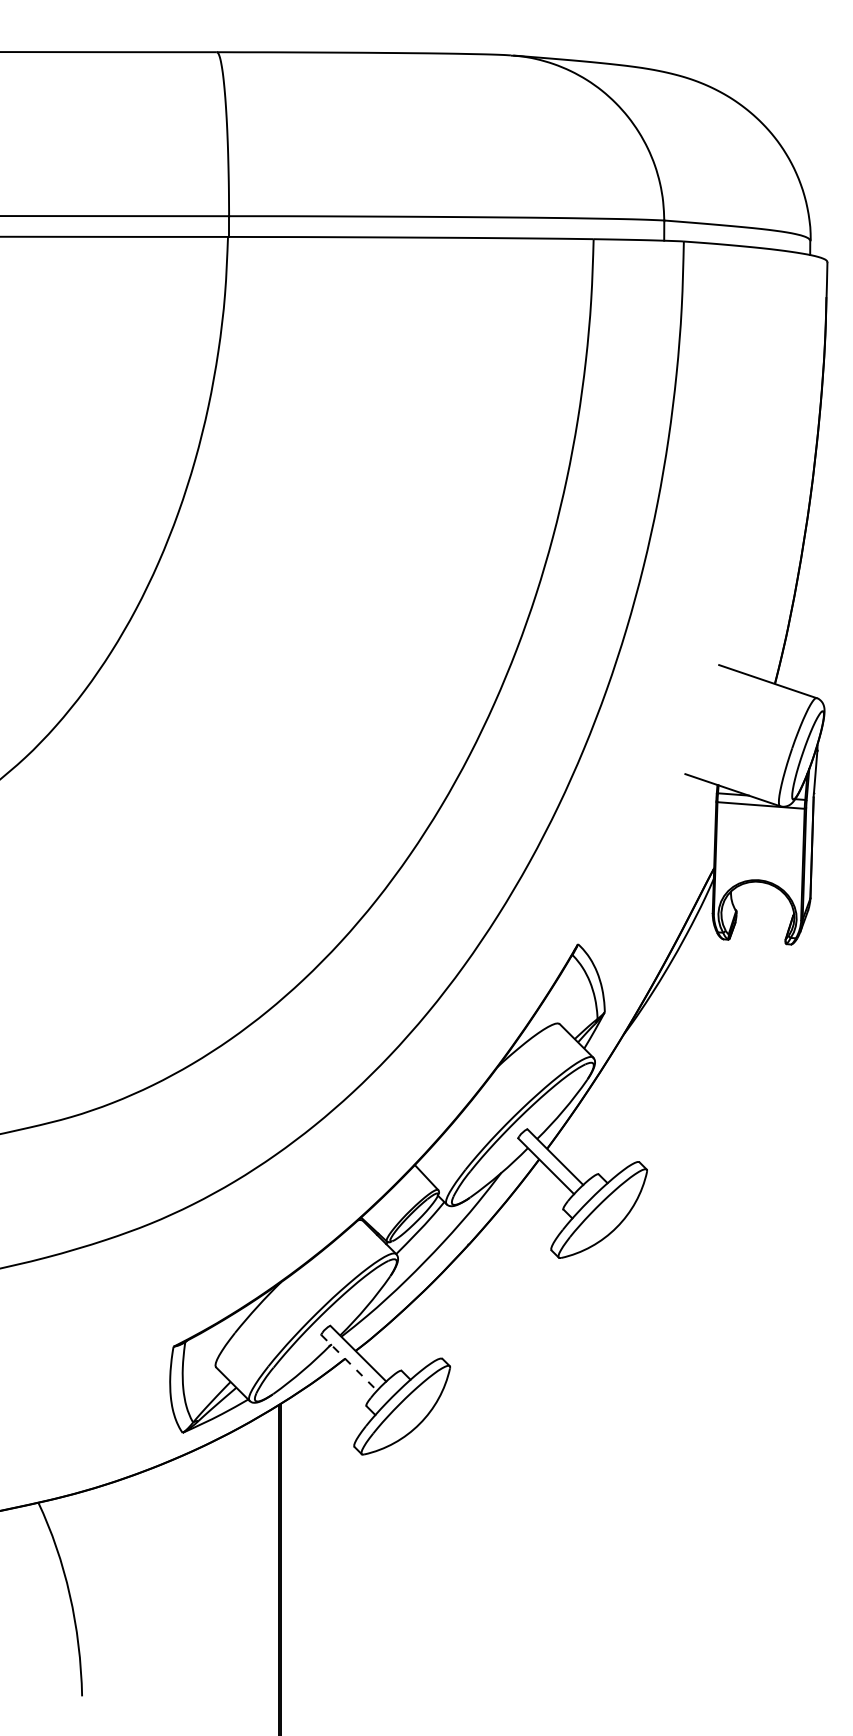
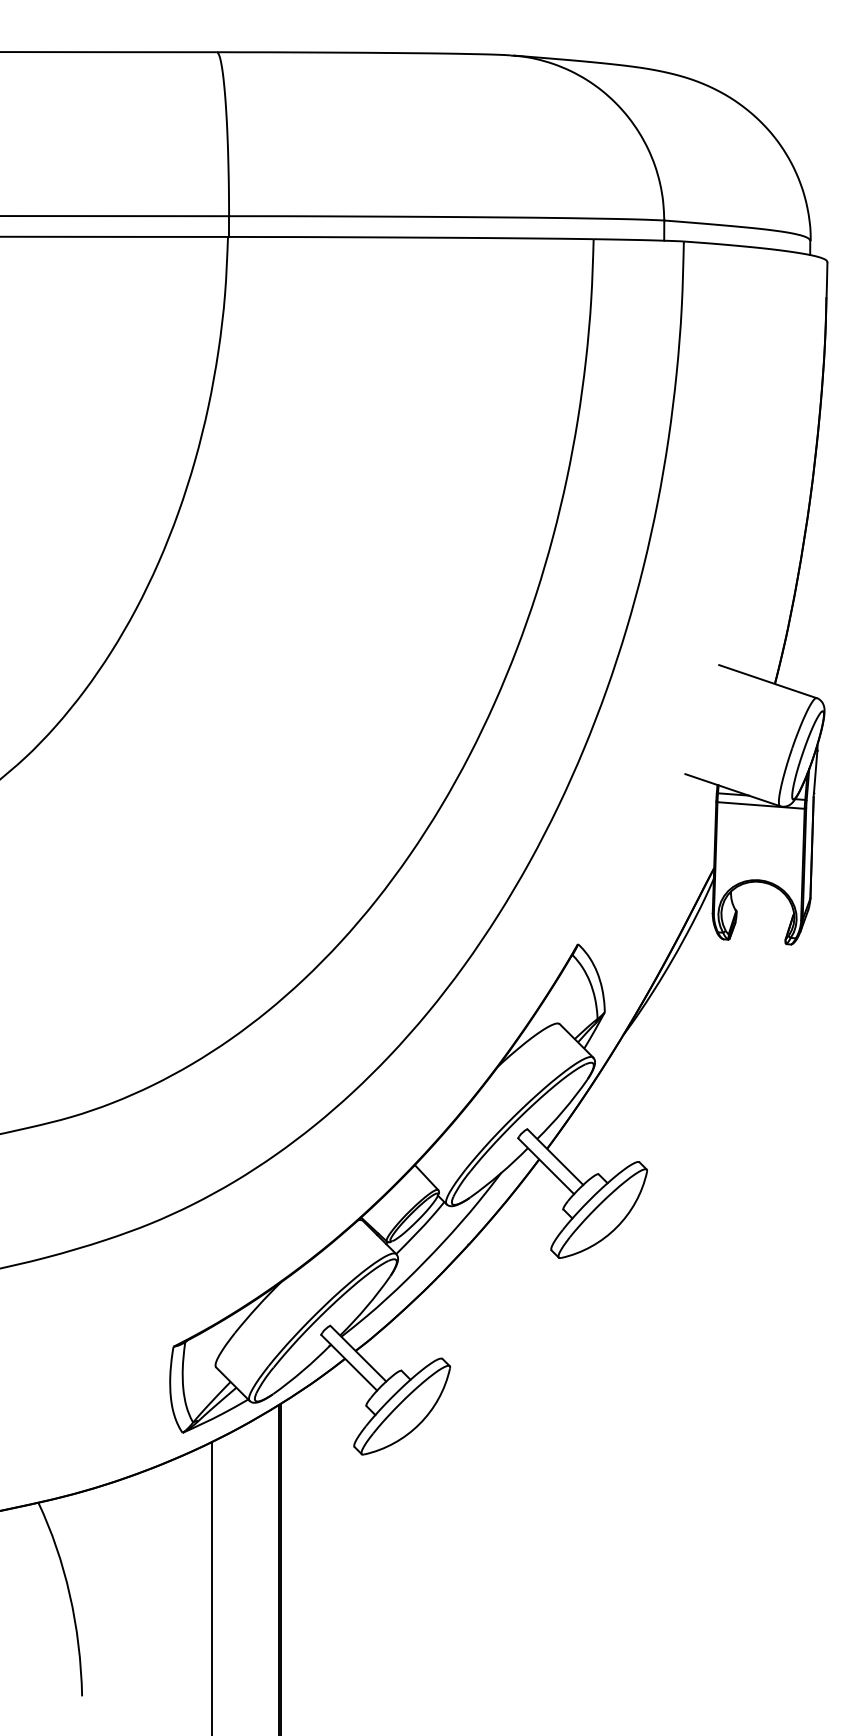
line: dashed -> solid (349, 1363)
line: none -> present (212, 1586)
